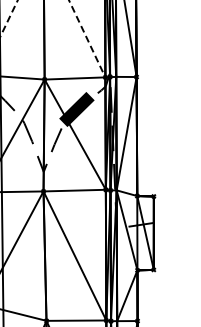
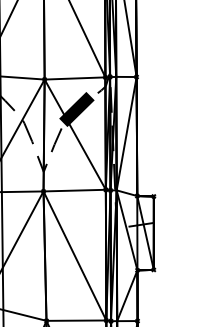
line: dashed -> solid (8, 19)
line: dashed -> solid (87, 39)
